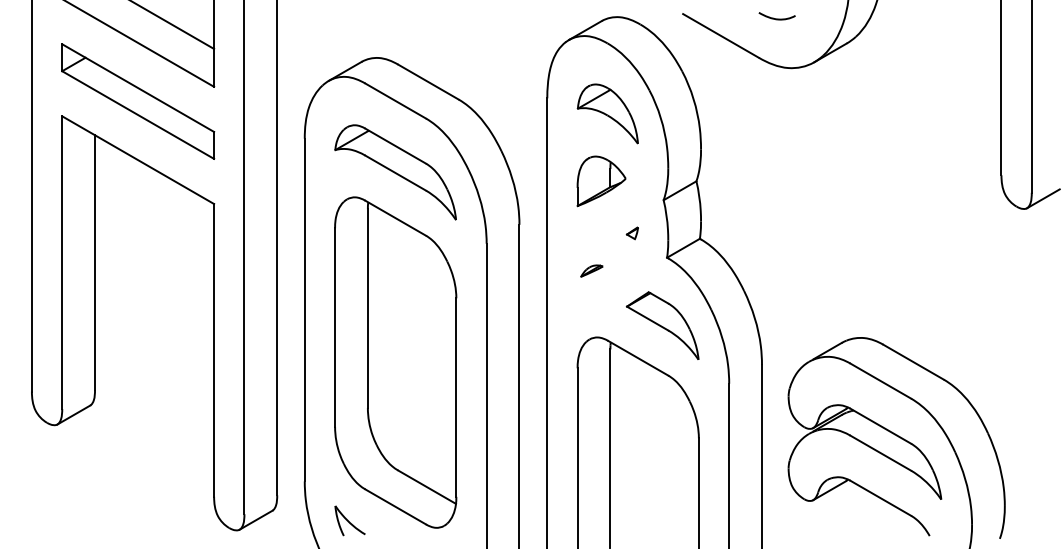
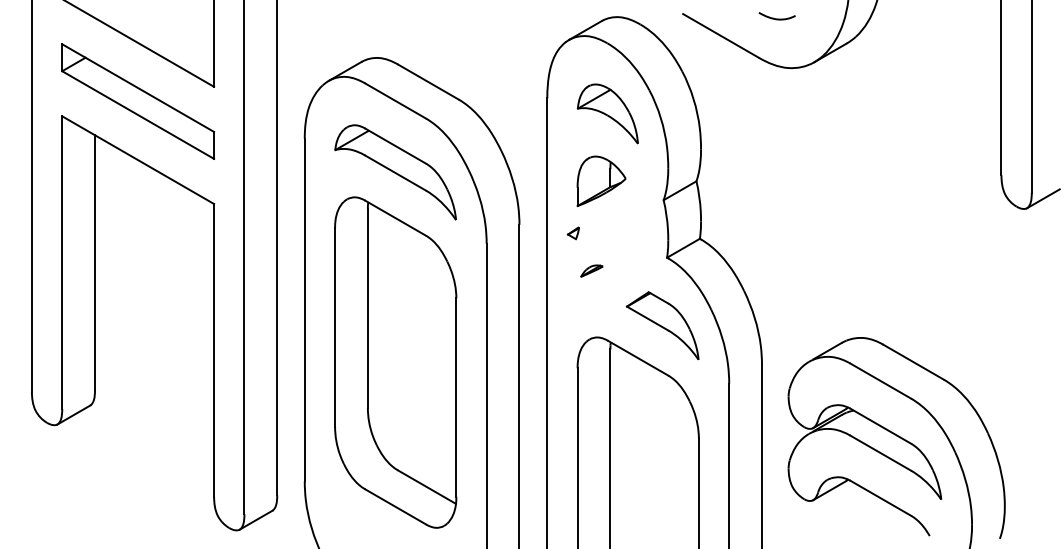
line: present -> none (173, 25)
part position: (631, 233) -> (572, 233) (572, 233)
part: present -> none (349, 520)
